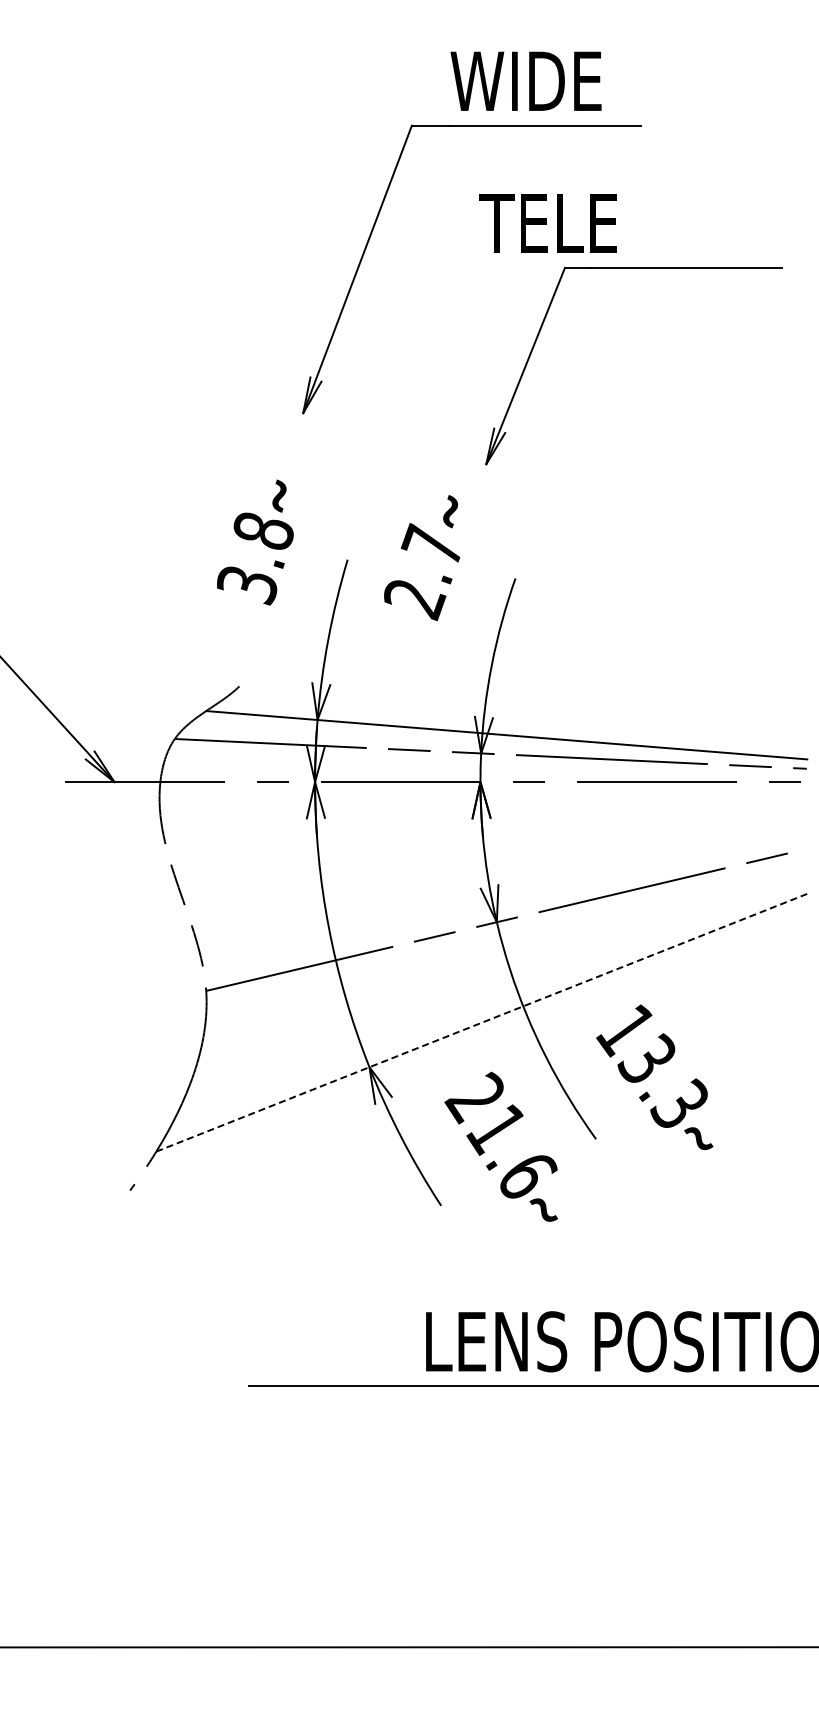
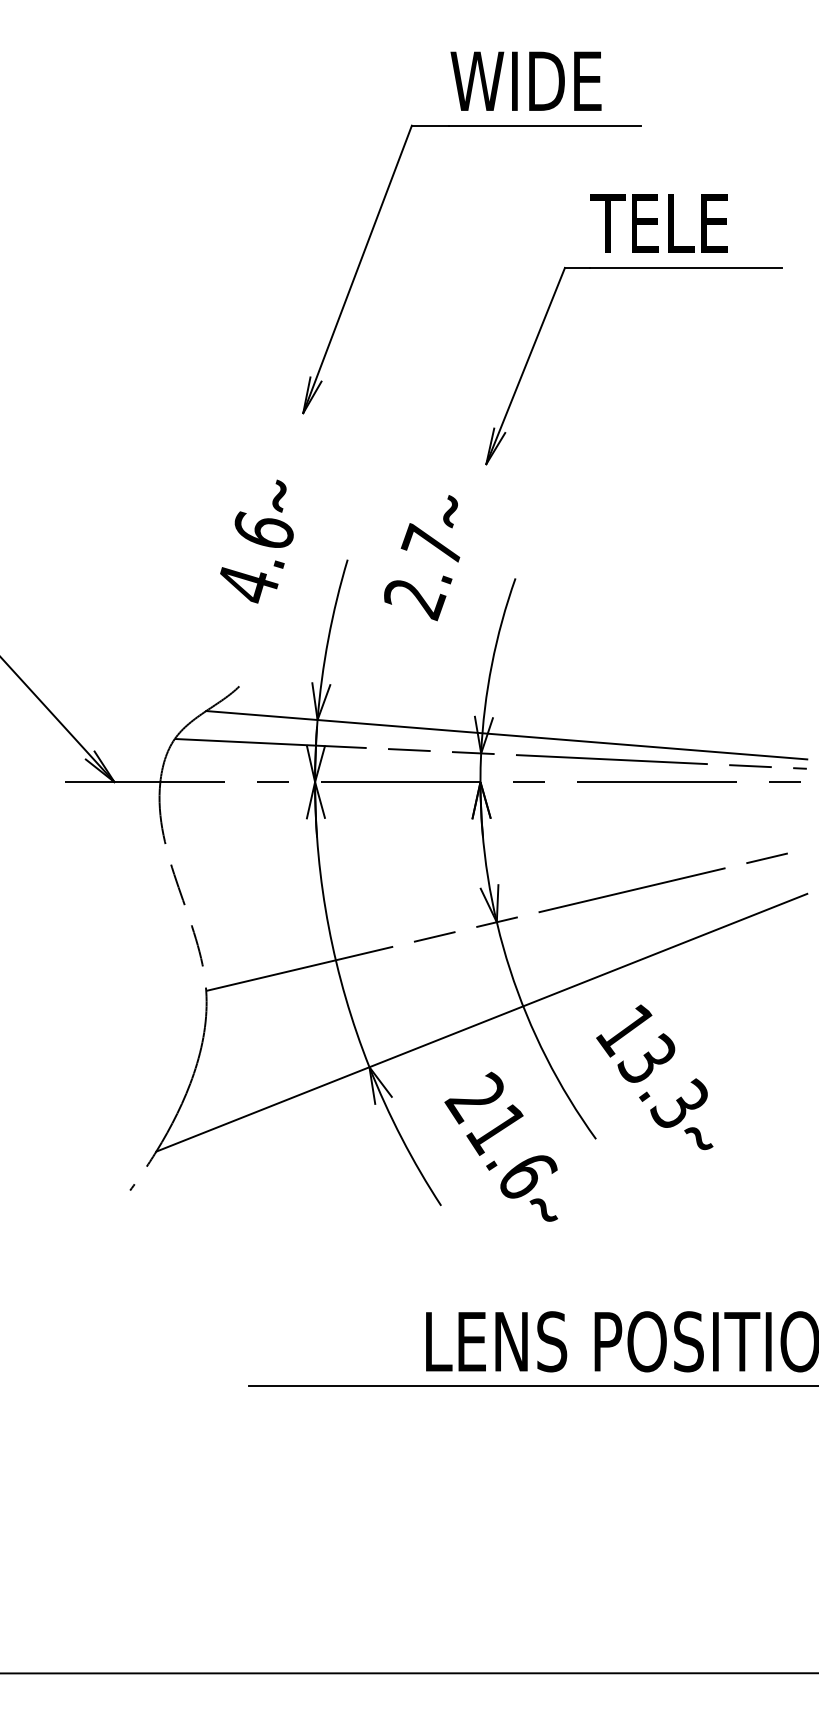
text position: (547, 223) -> (658, 223) (658, 223)
text: 3.8 -> 4.6 (255, 558)
line: dashed -> solid (482, 1022)
line position: (408, 1647) -> (408, 1673) (408, 1673)
